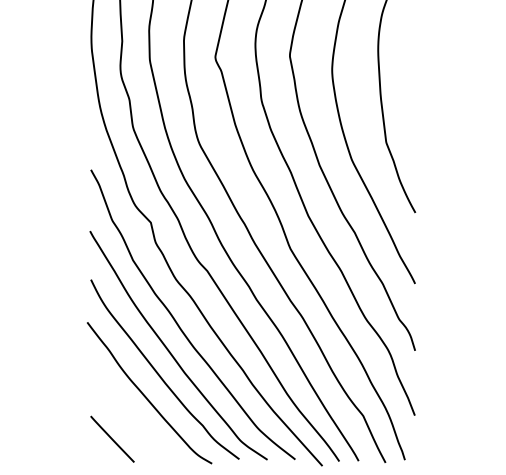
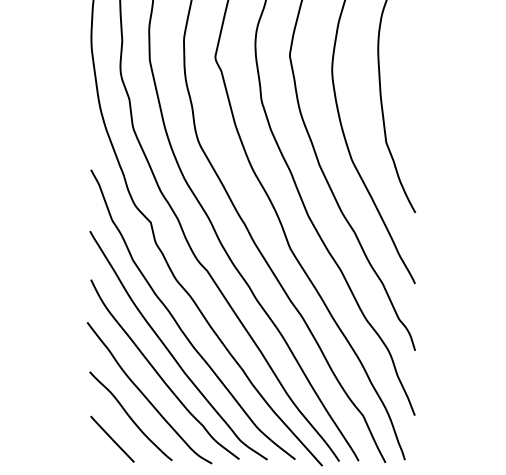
curve: none -> present (130, 416)
